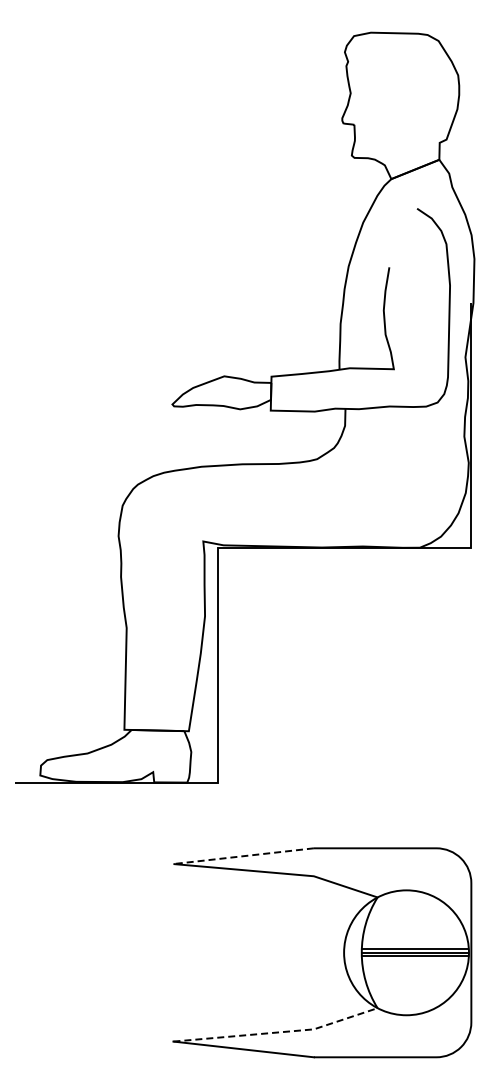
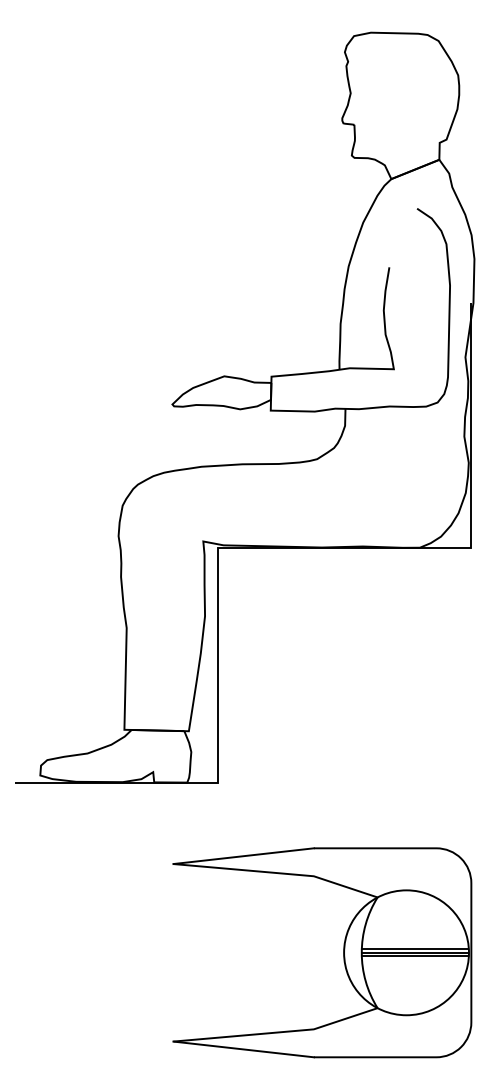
line: dashed -> solid (243, 856)
line: dashed -> solid (278, 1032)
